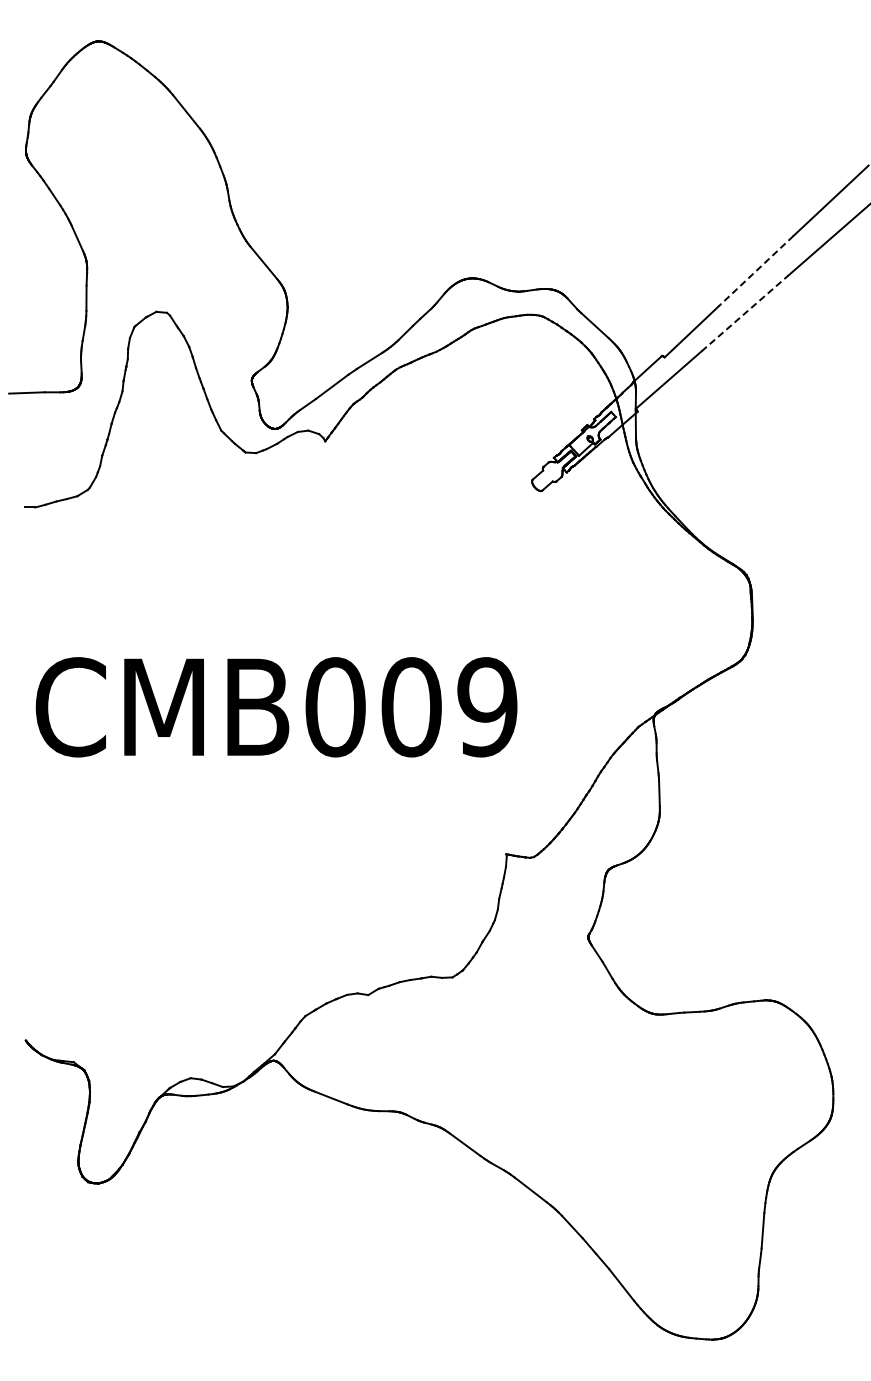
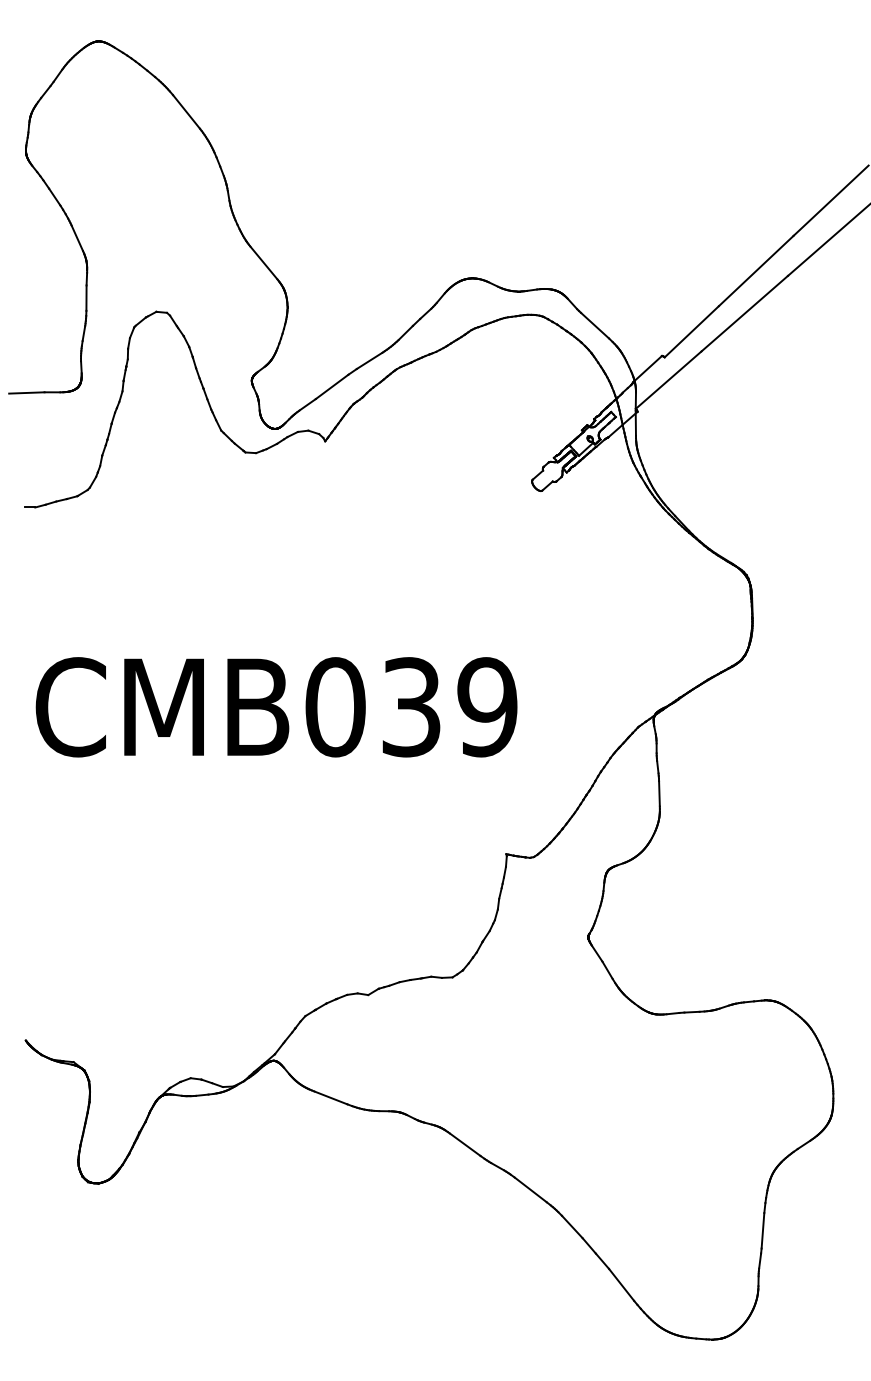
line: dashed -> solid (755, 271)
line: dashed -> solid (745, 313)
text: CMB009 -> CMB039 (411, 707)
